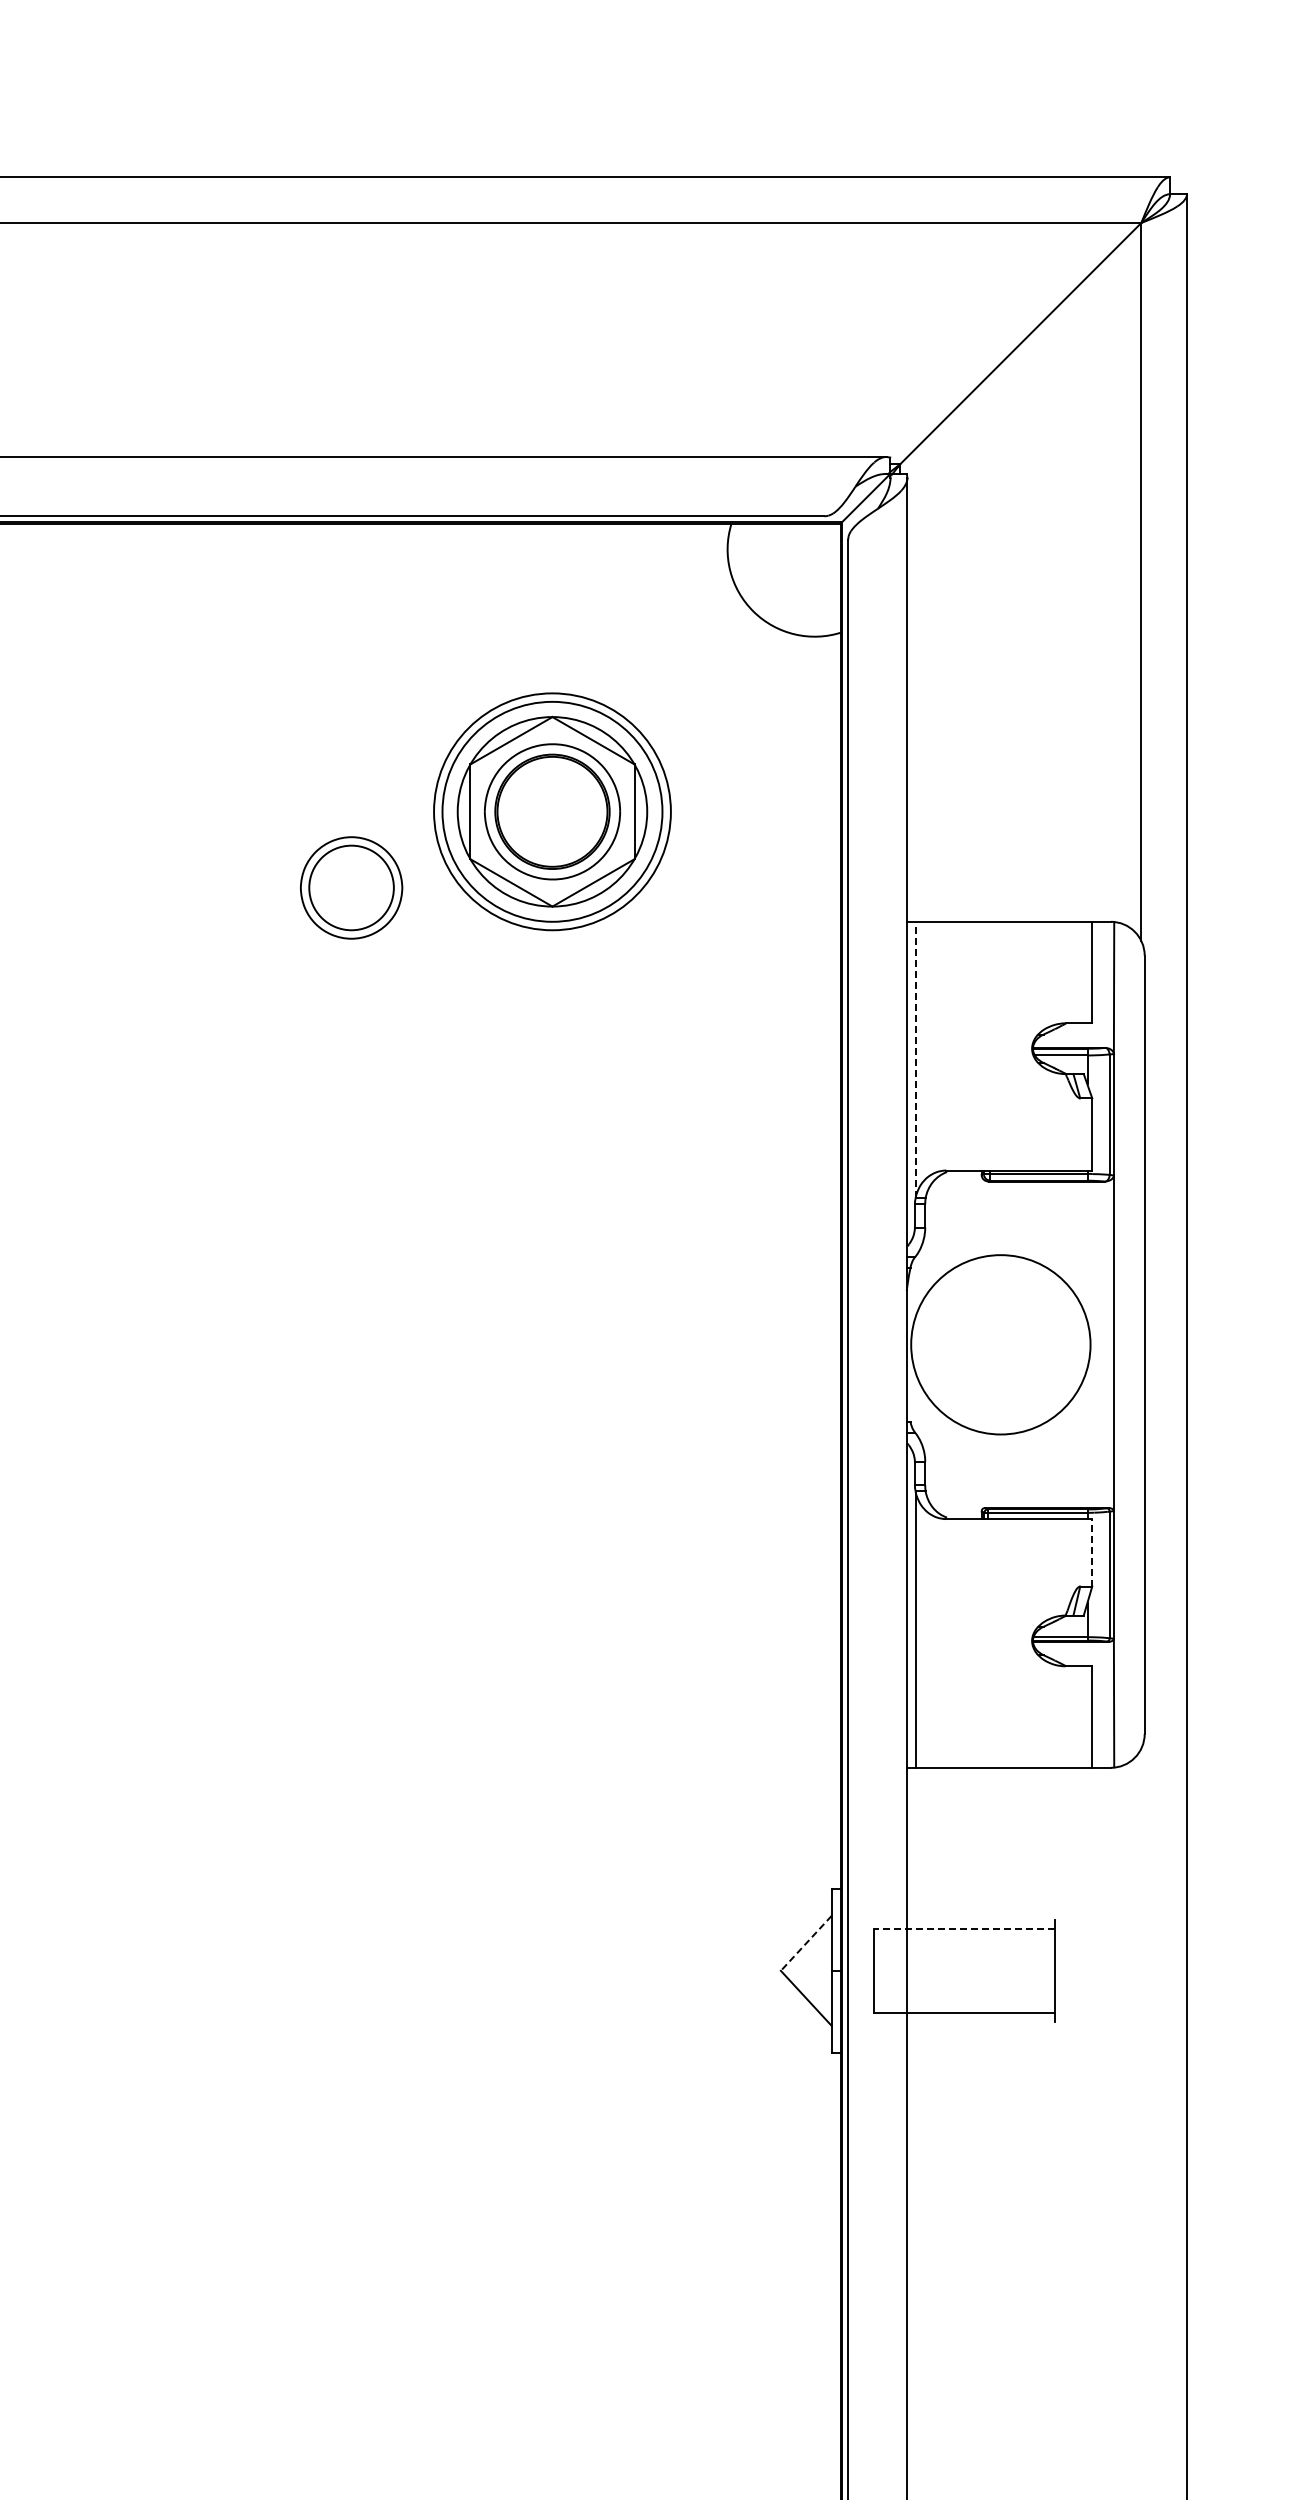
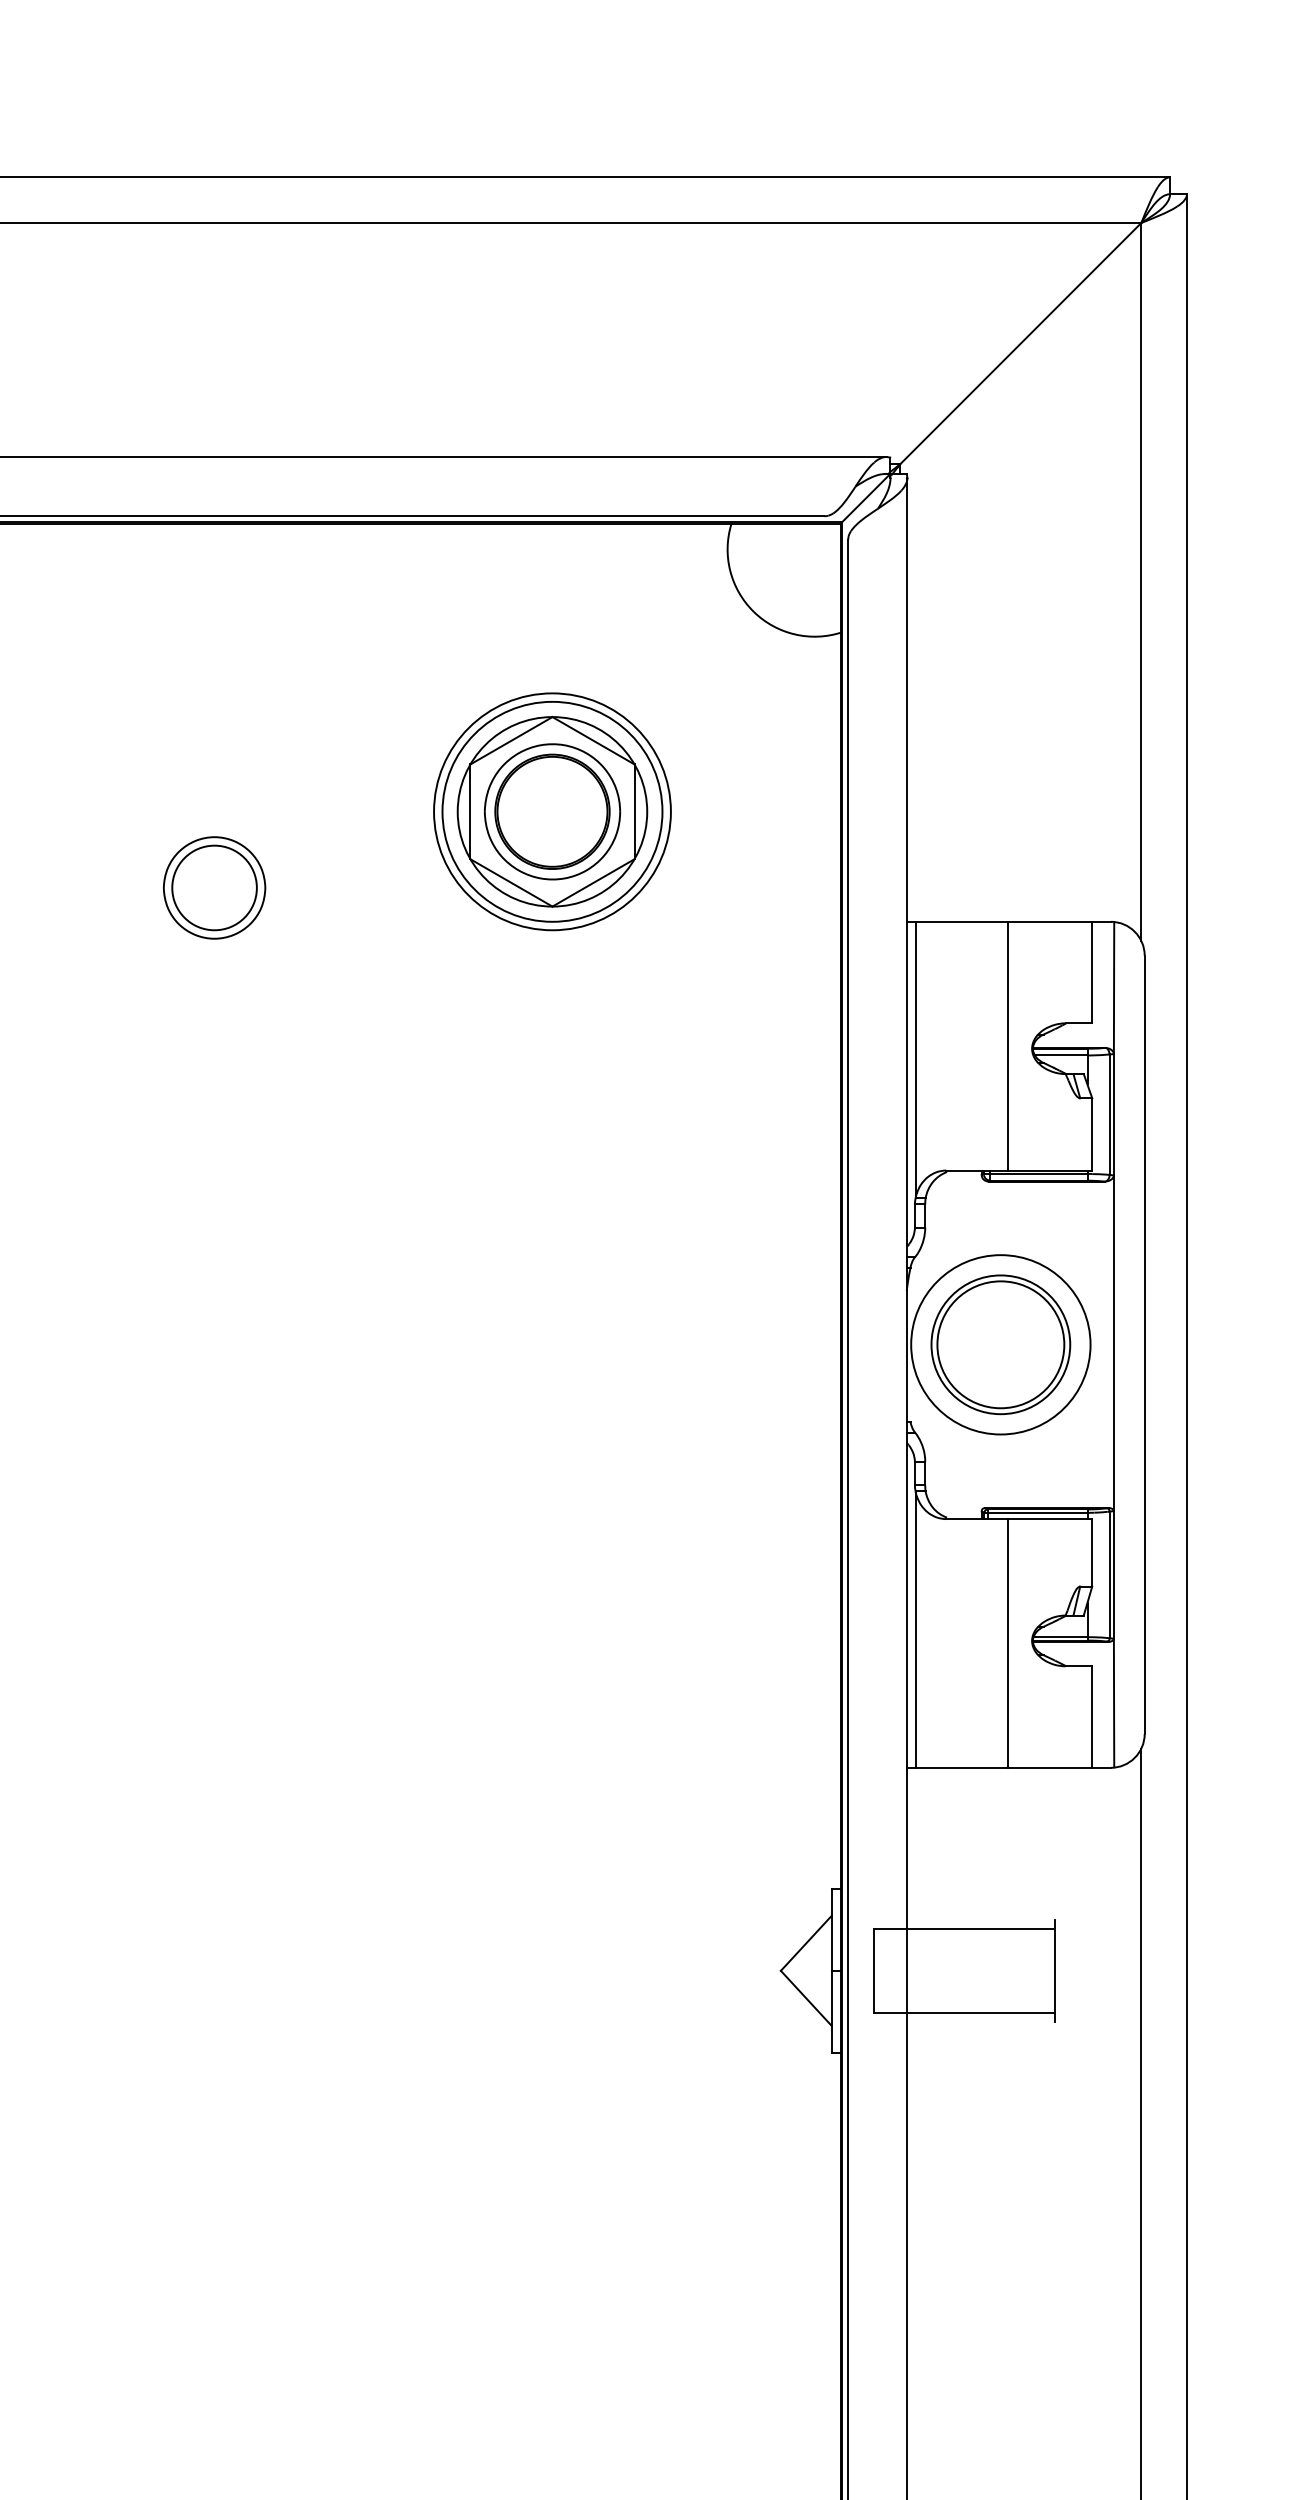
part position: (351, 887) -> (214, 887) (214, 887)
line: none -> present (1007, 1045)
line: dashed -> solid (915, 1059)
part: none -> present (1000, 1344)
line: dashed -> solid (1092, 1552)
line: none -> present (1007, 1643)
line: dashed -> solid (964, 1928)
line: dashed -> solid (805, 1943)
line: none -> present (1141, 2122)
